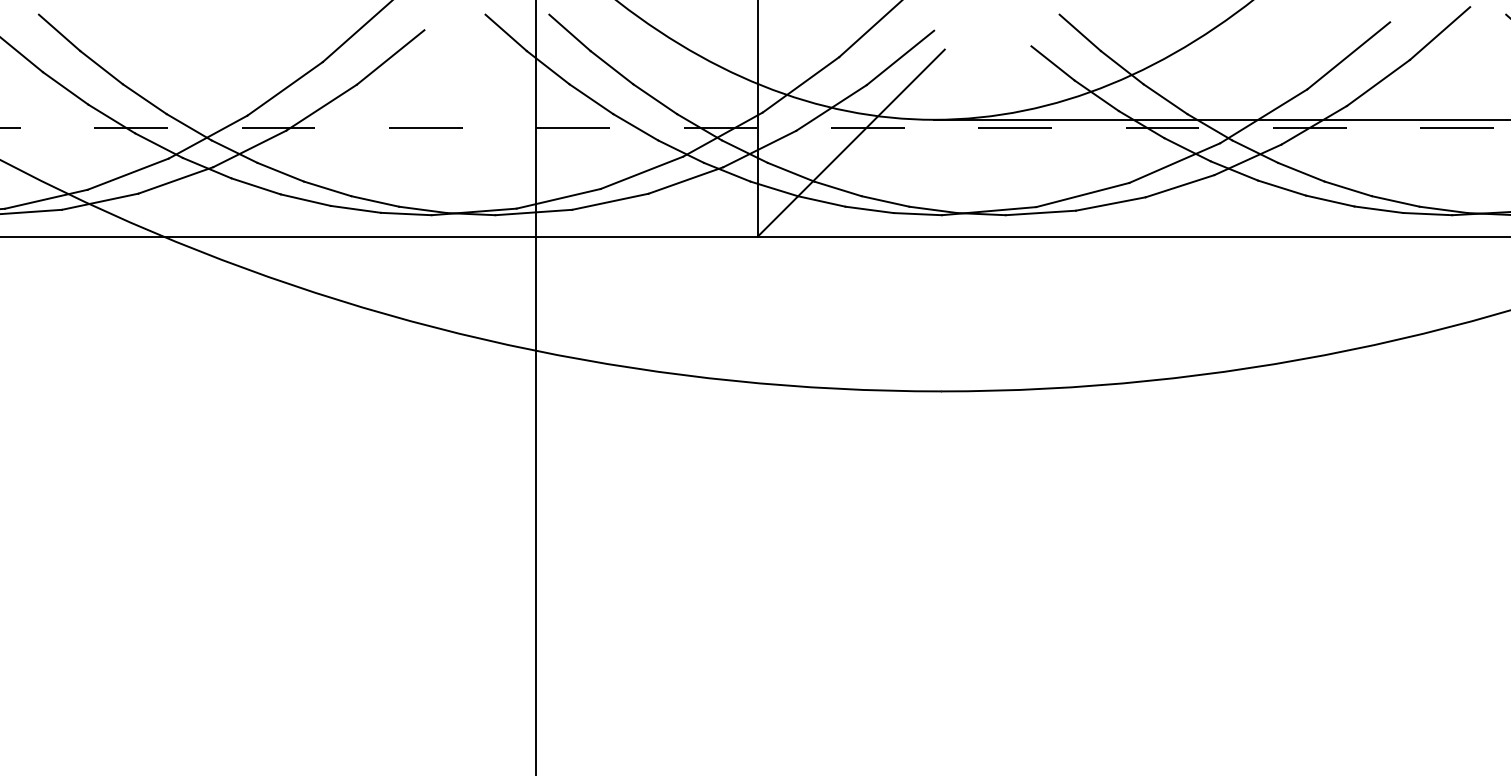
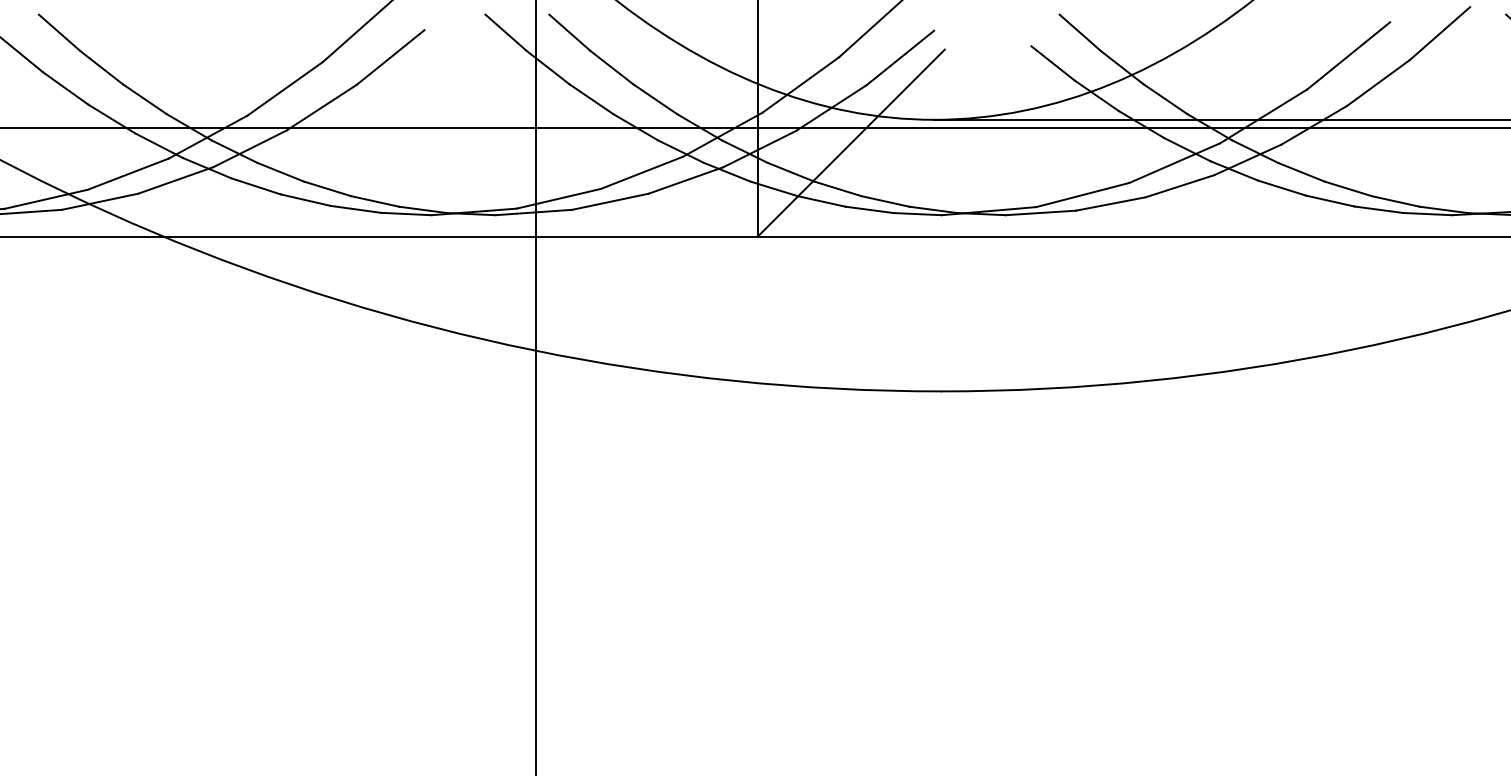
line: dashed -> solid (755, 127)
